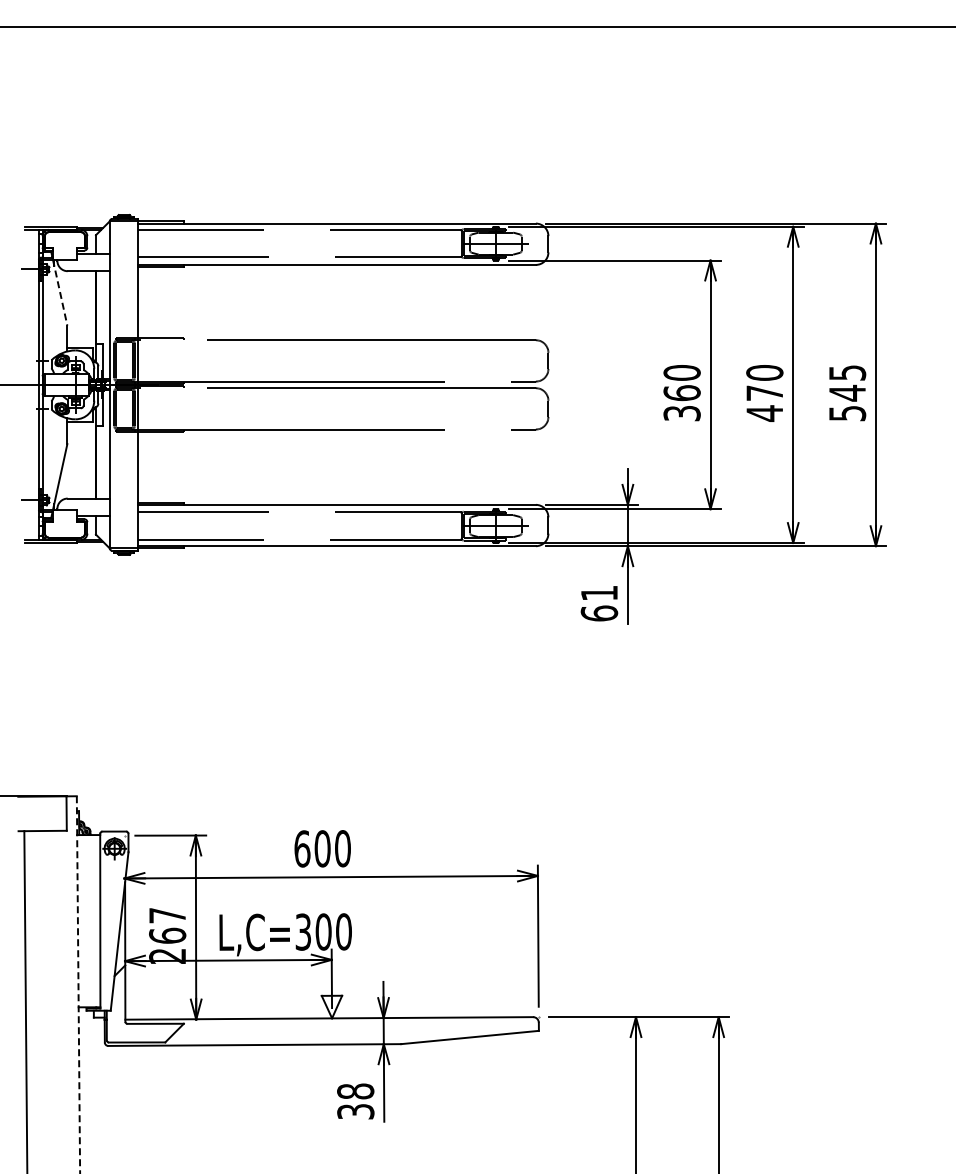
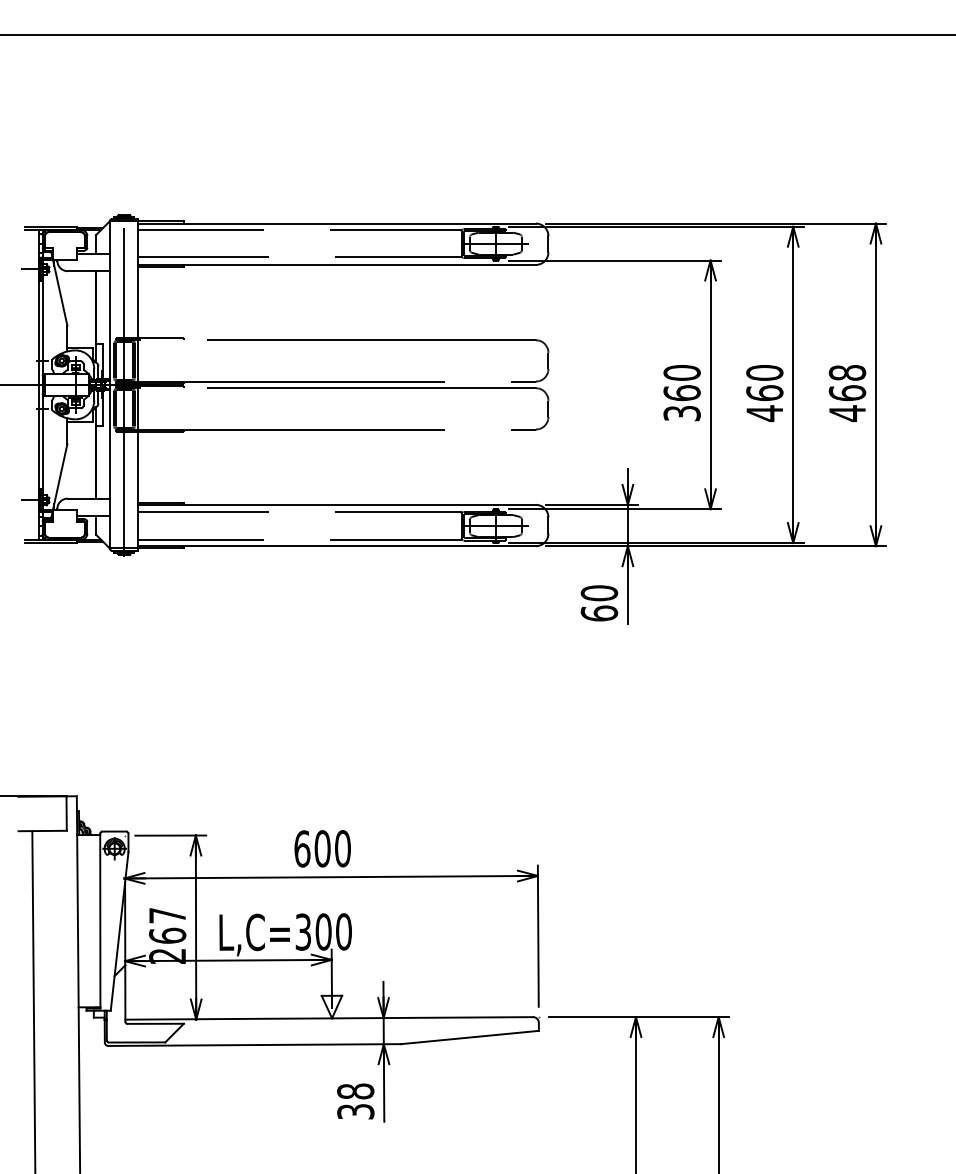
line position: (477, 27) -> (477, 35) (477, 35)
line: dashed -> solid (60, 292)
line: none -> present (124, 385)
text: 470 -> 460 (764, 393)
text: 545 -> 468 (847, 393)
text: 61 -> 60 (599, 593)
line: dashed -> solid (78, 985)
line position: (25, 1000) -> (33, 1000) (33, 1000)
